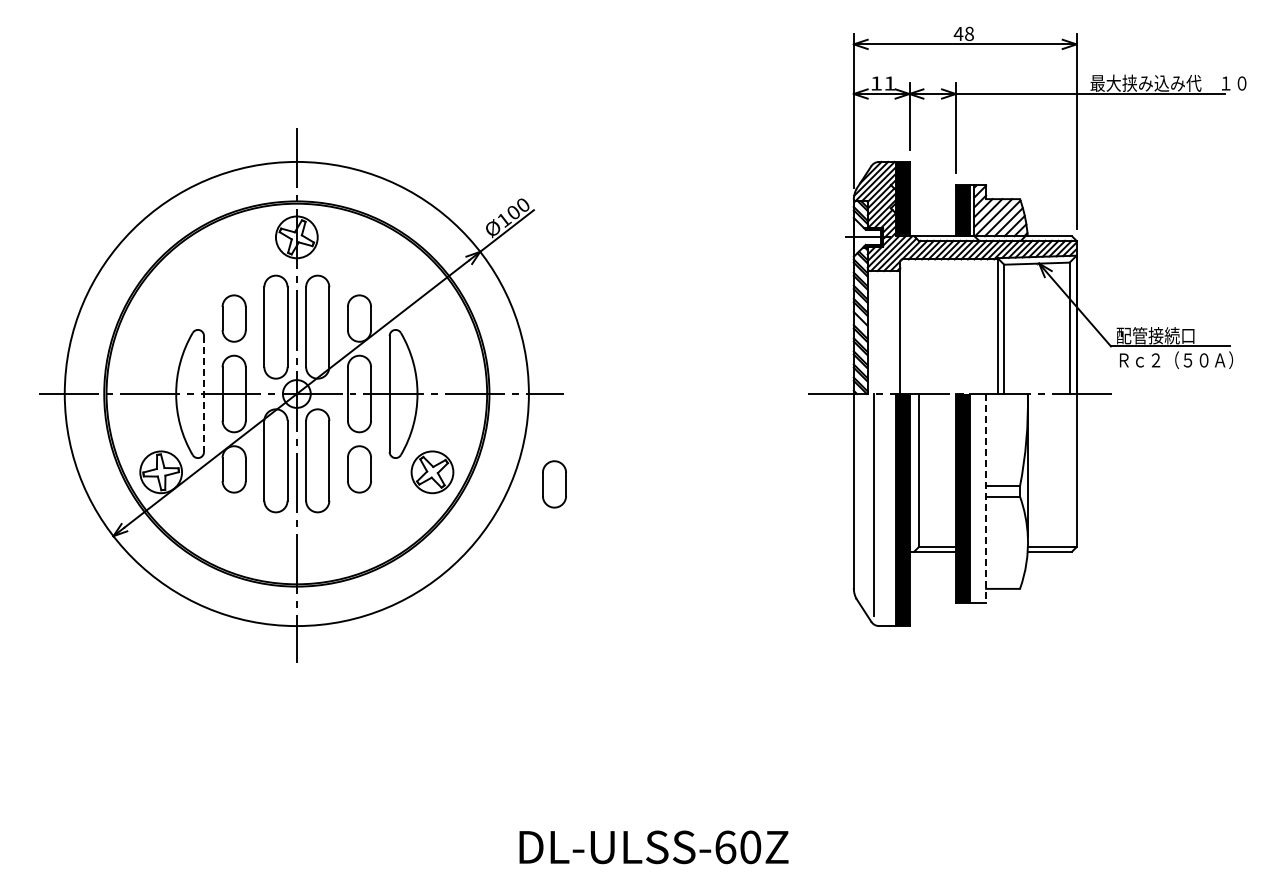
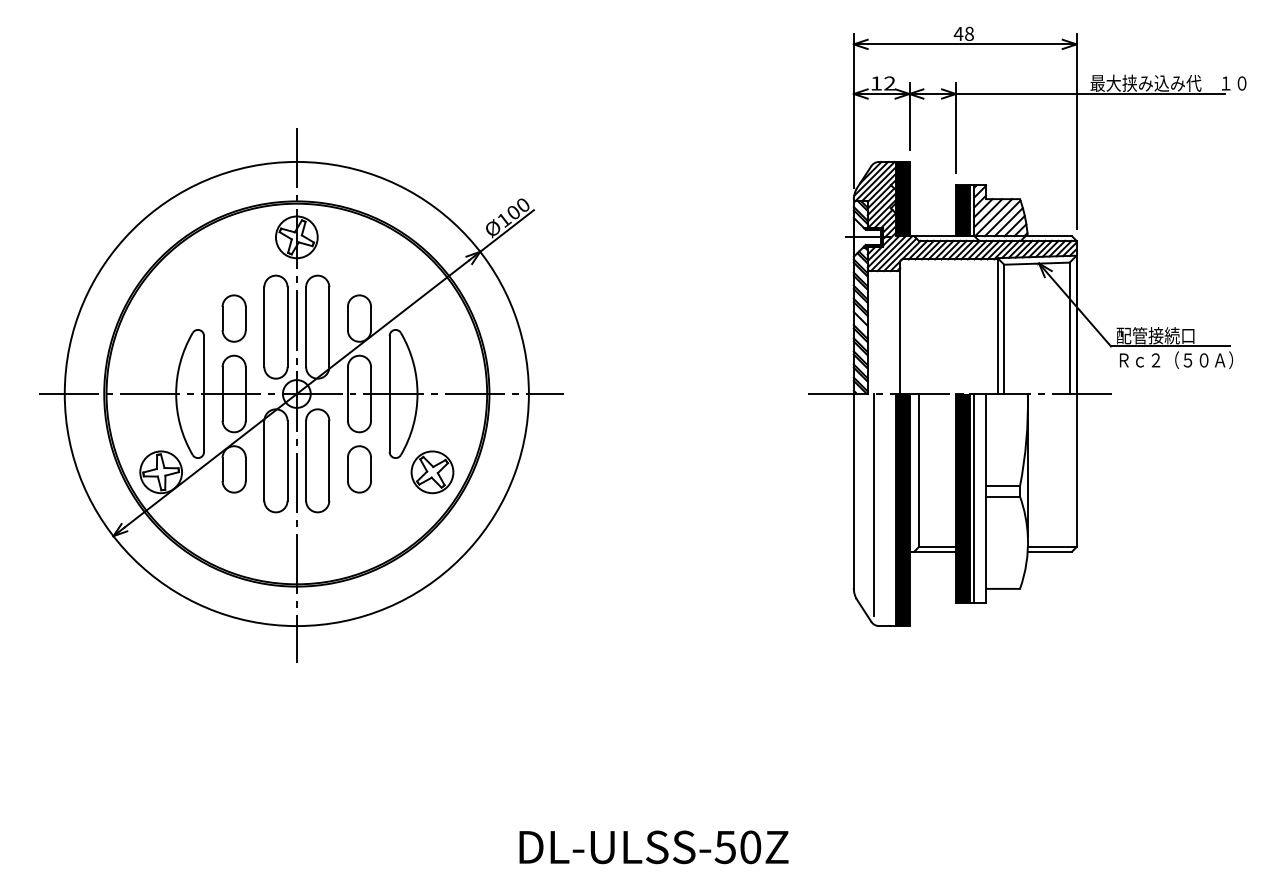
text: 11 -> 12 (889, 83)
line: dashed -> solid (204, 394)
part: present -> none (554, 484)
line: none -> present (974, 498)
line: dashed -> solid (986, 498)
text: DL-ULSS-60Z -> DL-ULSS-50Z (725, 847)
